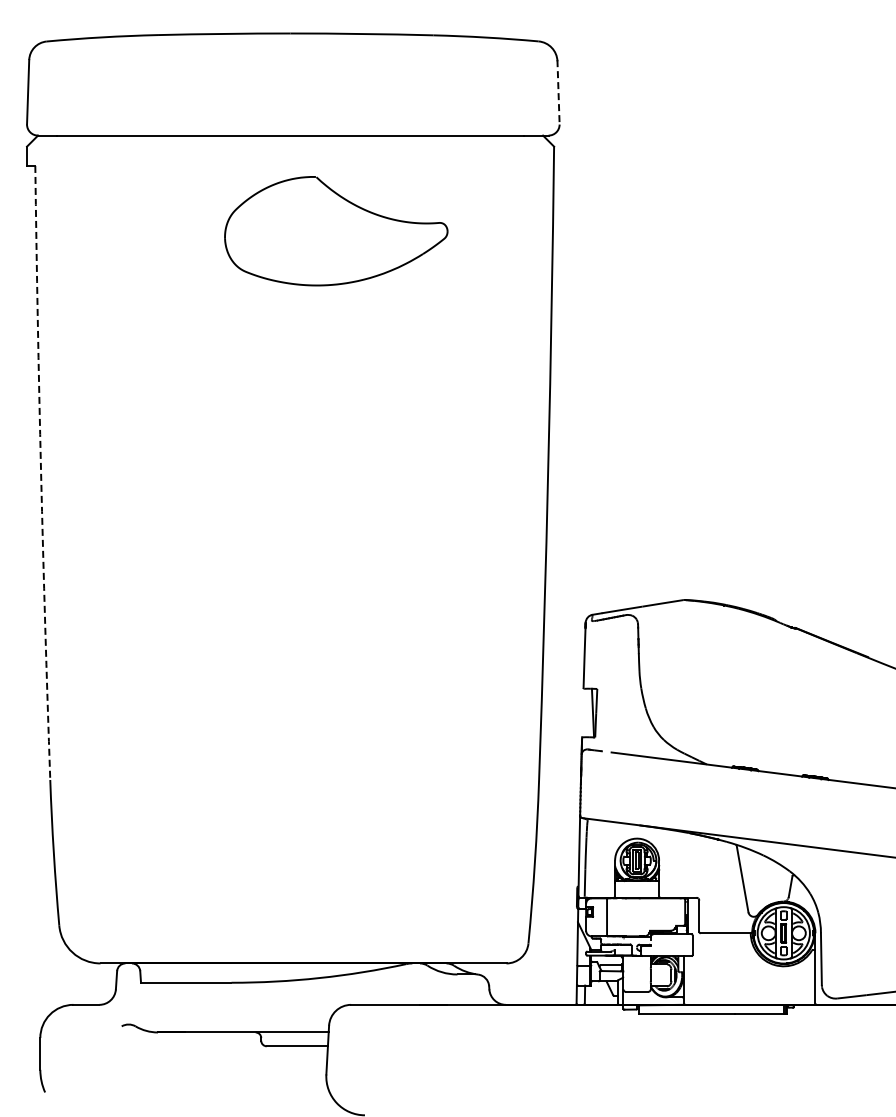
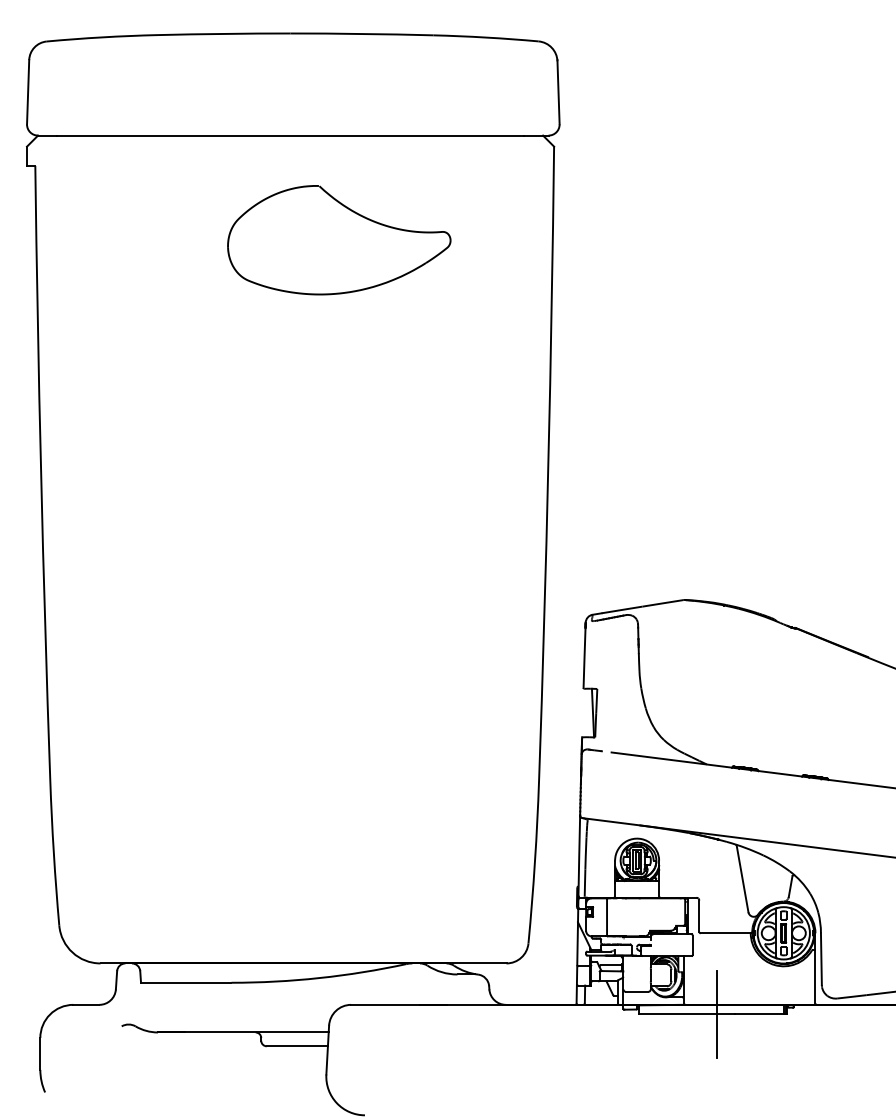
line: dashed -> solid (558, 92)
part position: (336, 231) -> (339, 240) (339, 240)
arc: dashed -> solid (41, 473)
line: none -> present (716, 1014)
